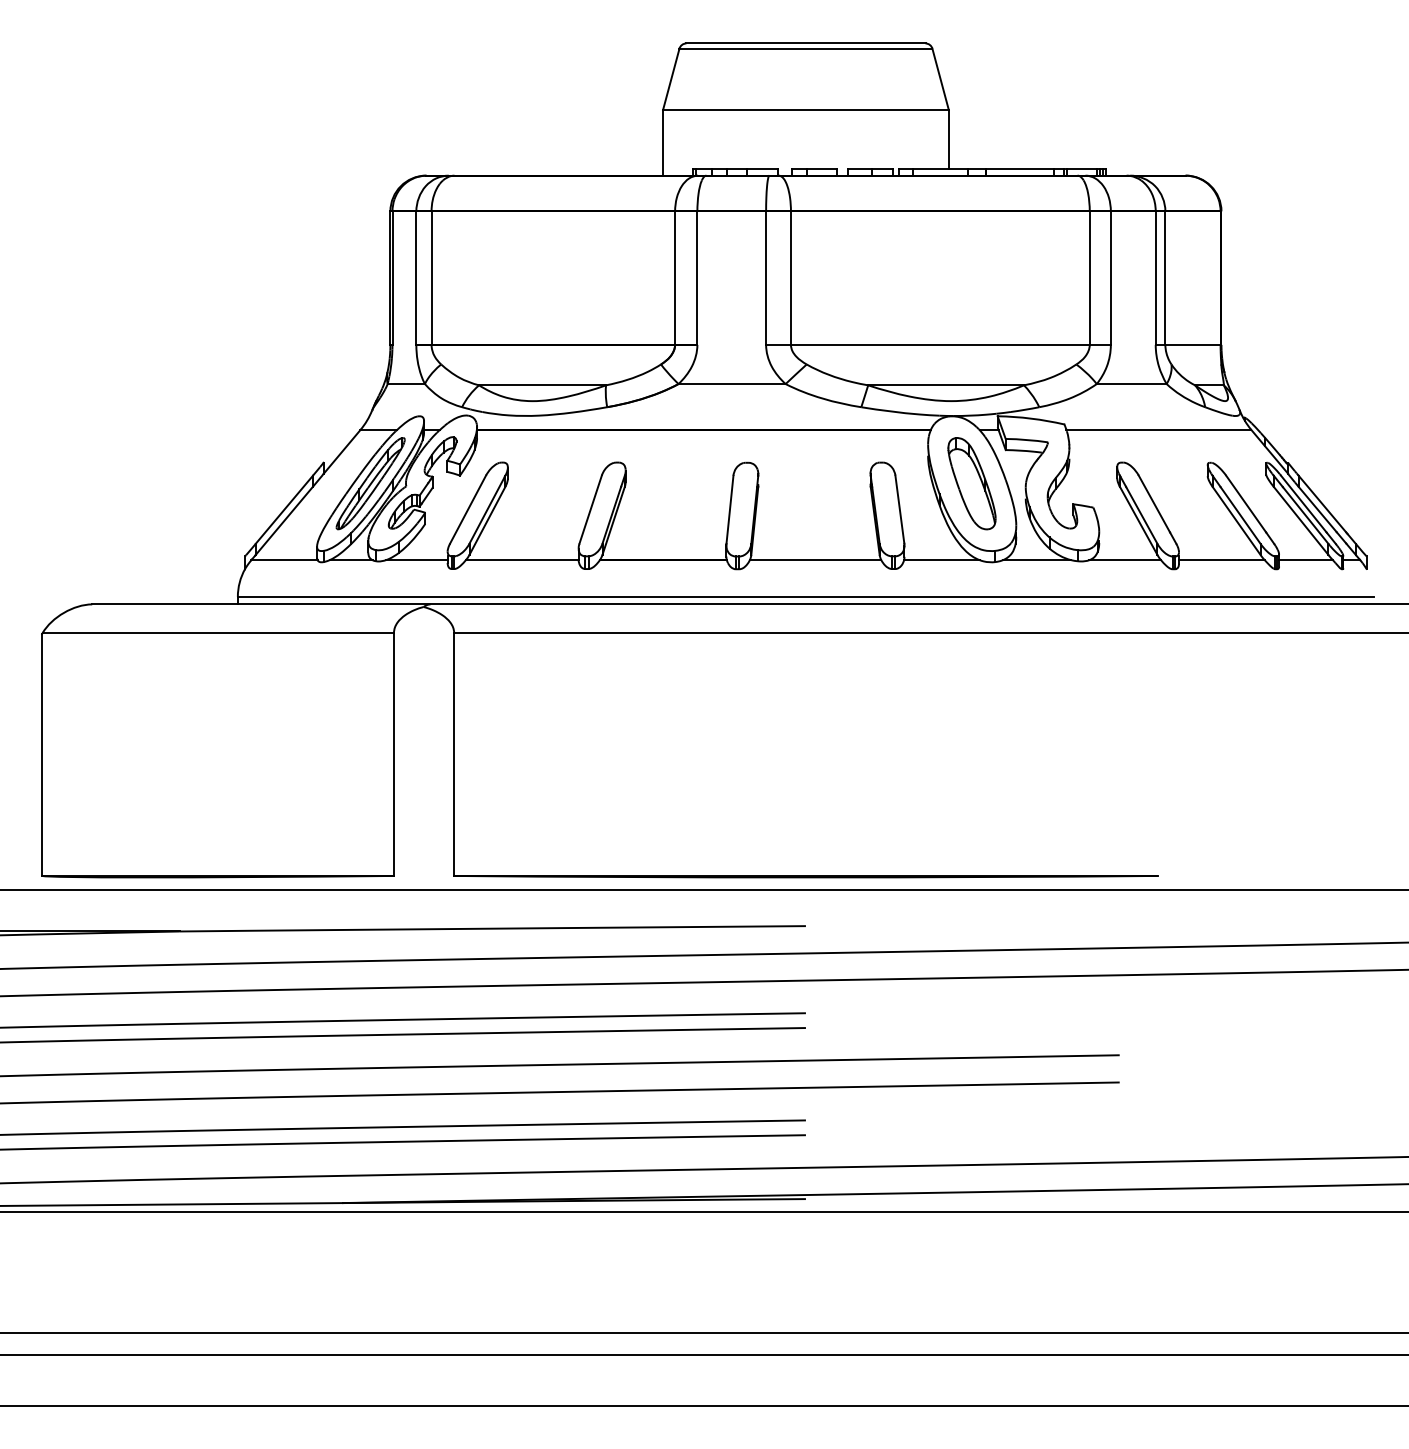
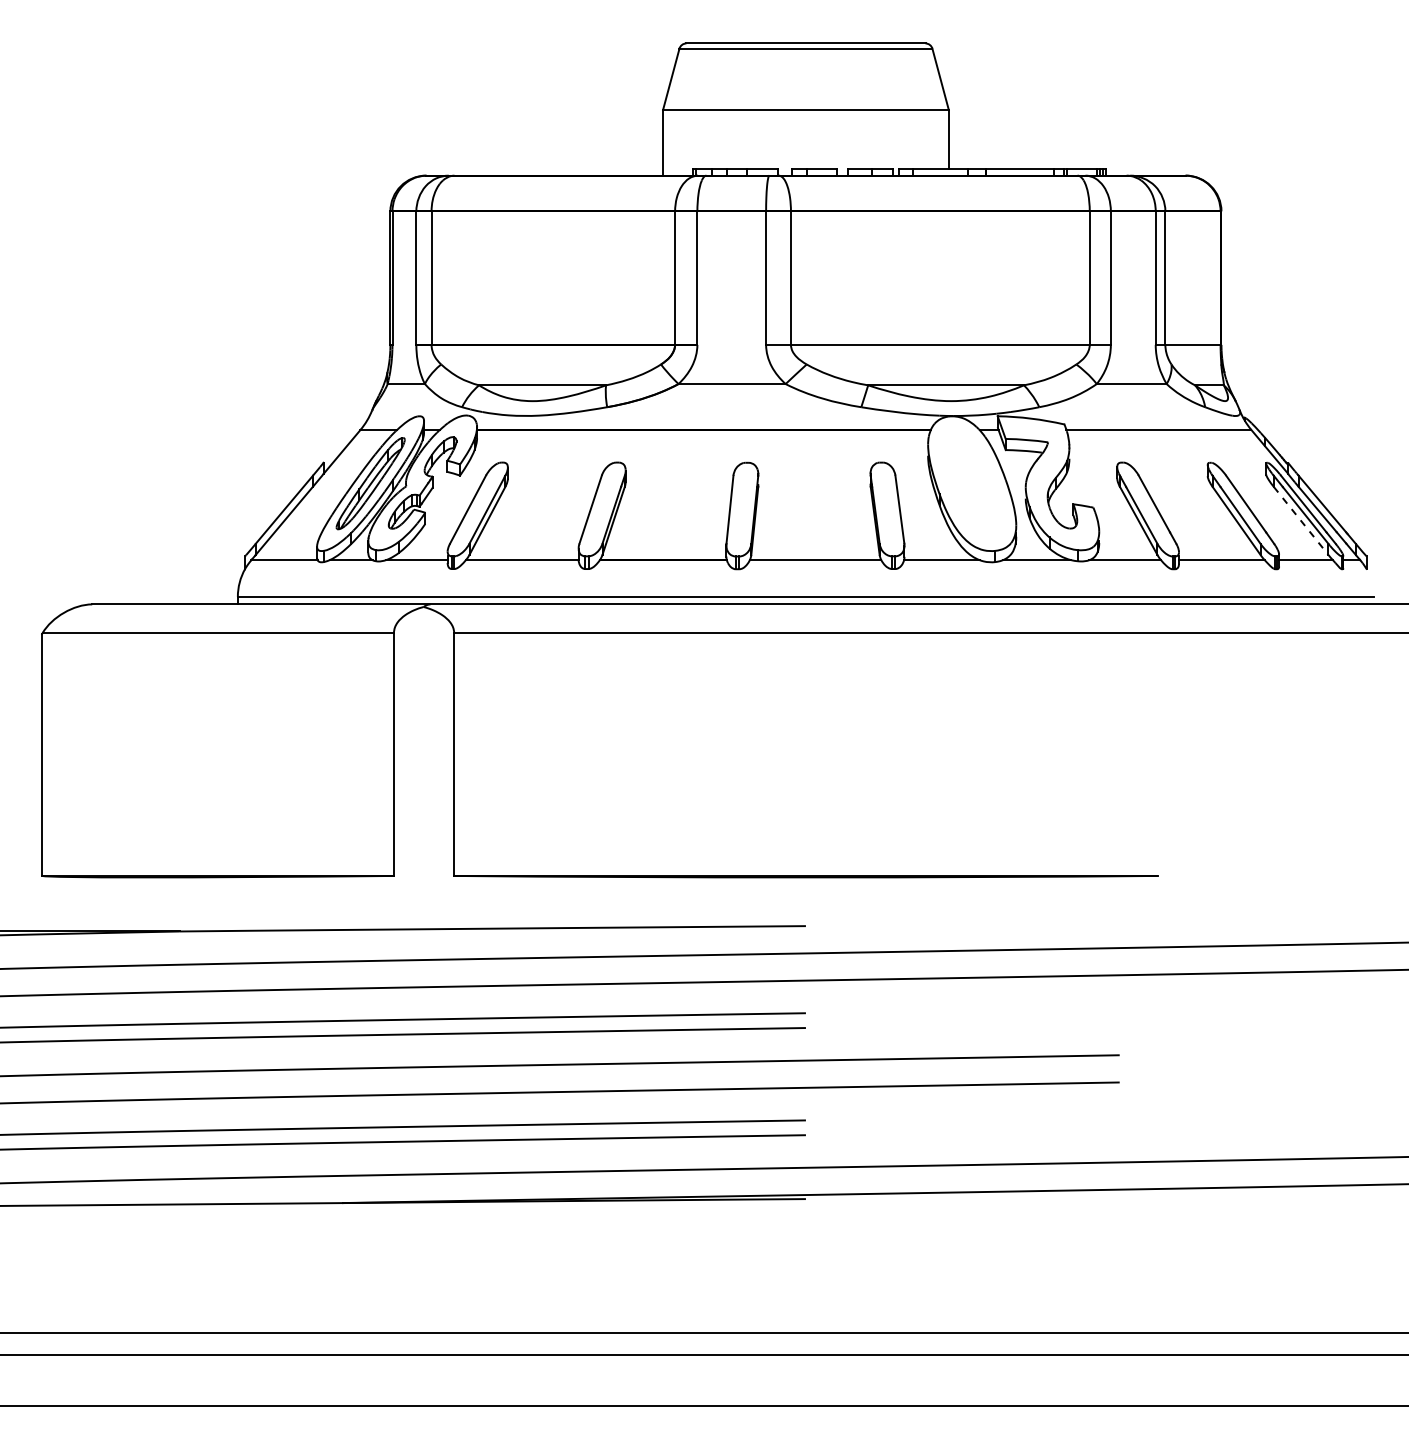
part: present -> none (971, 483)
line: solid -> dashed (1301, 520)
line: present -> none (703, 890)
line: present -> none (703, 1211)
